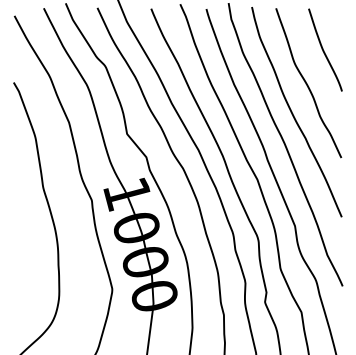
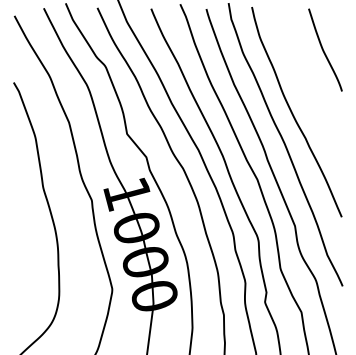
curve: present -> none (307, 83)
